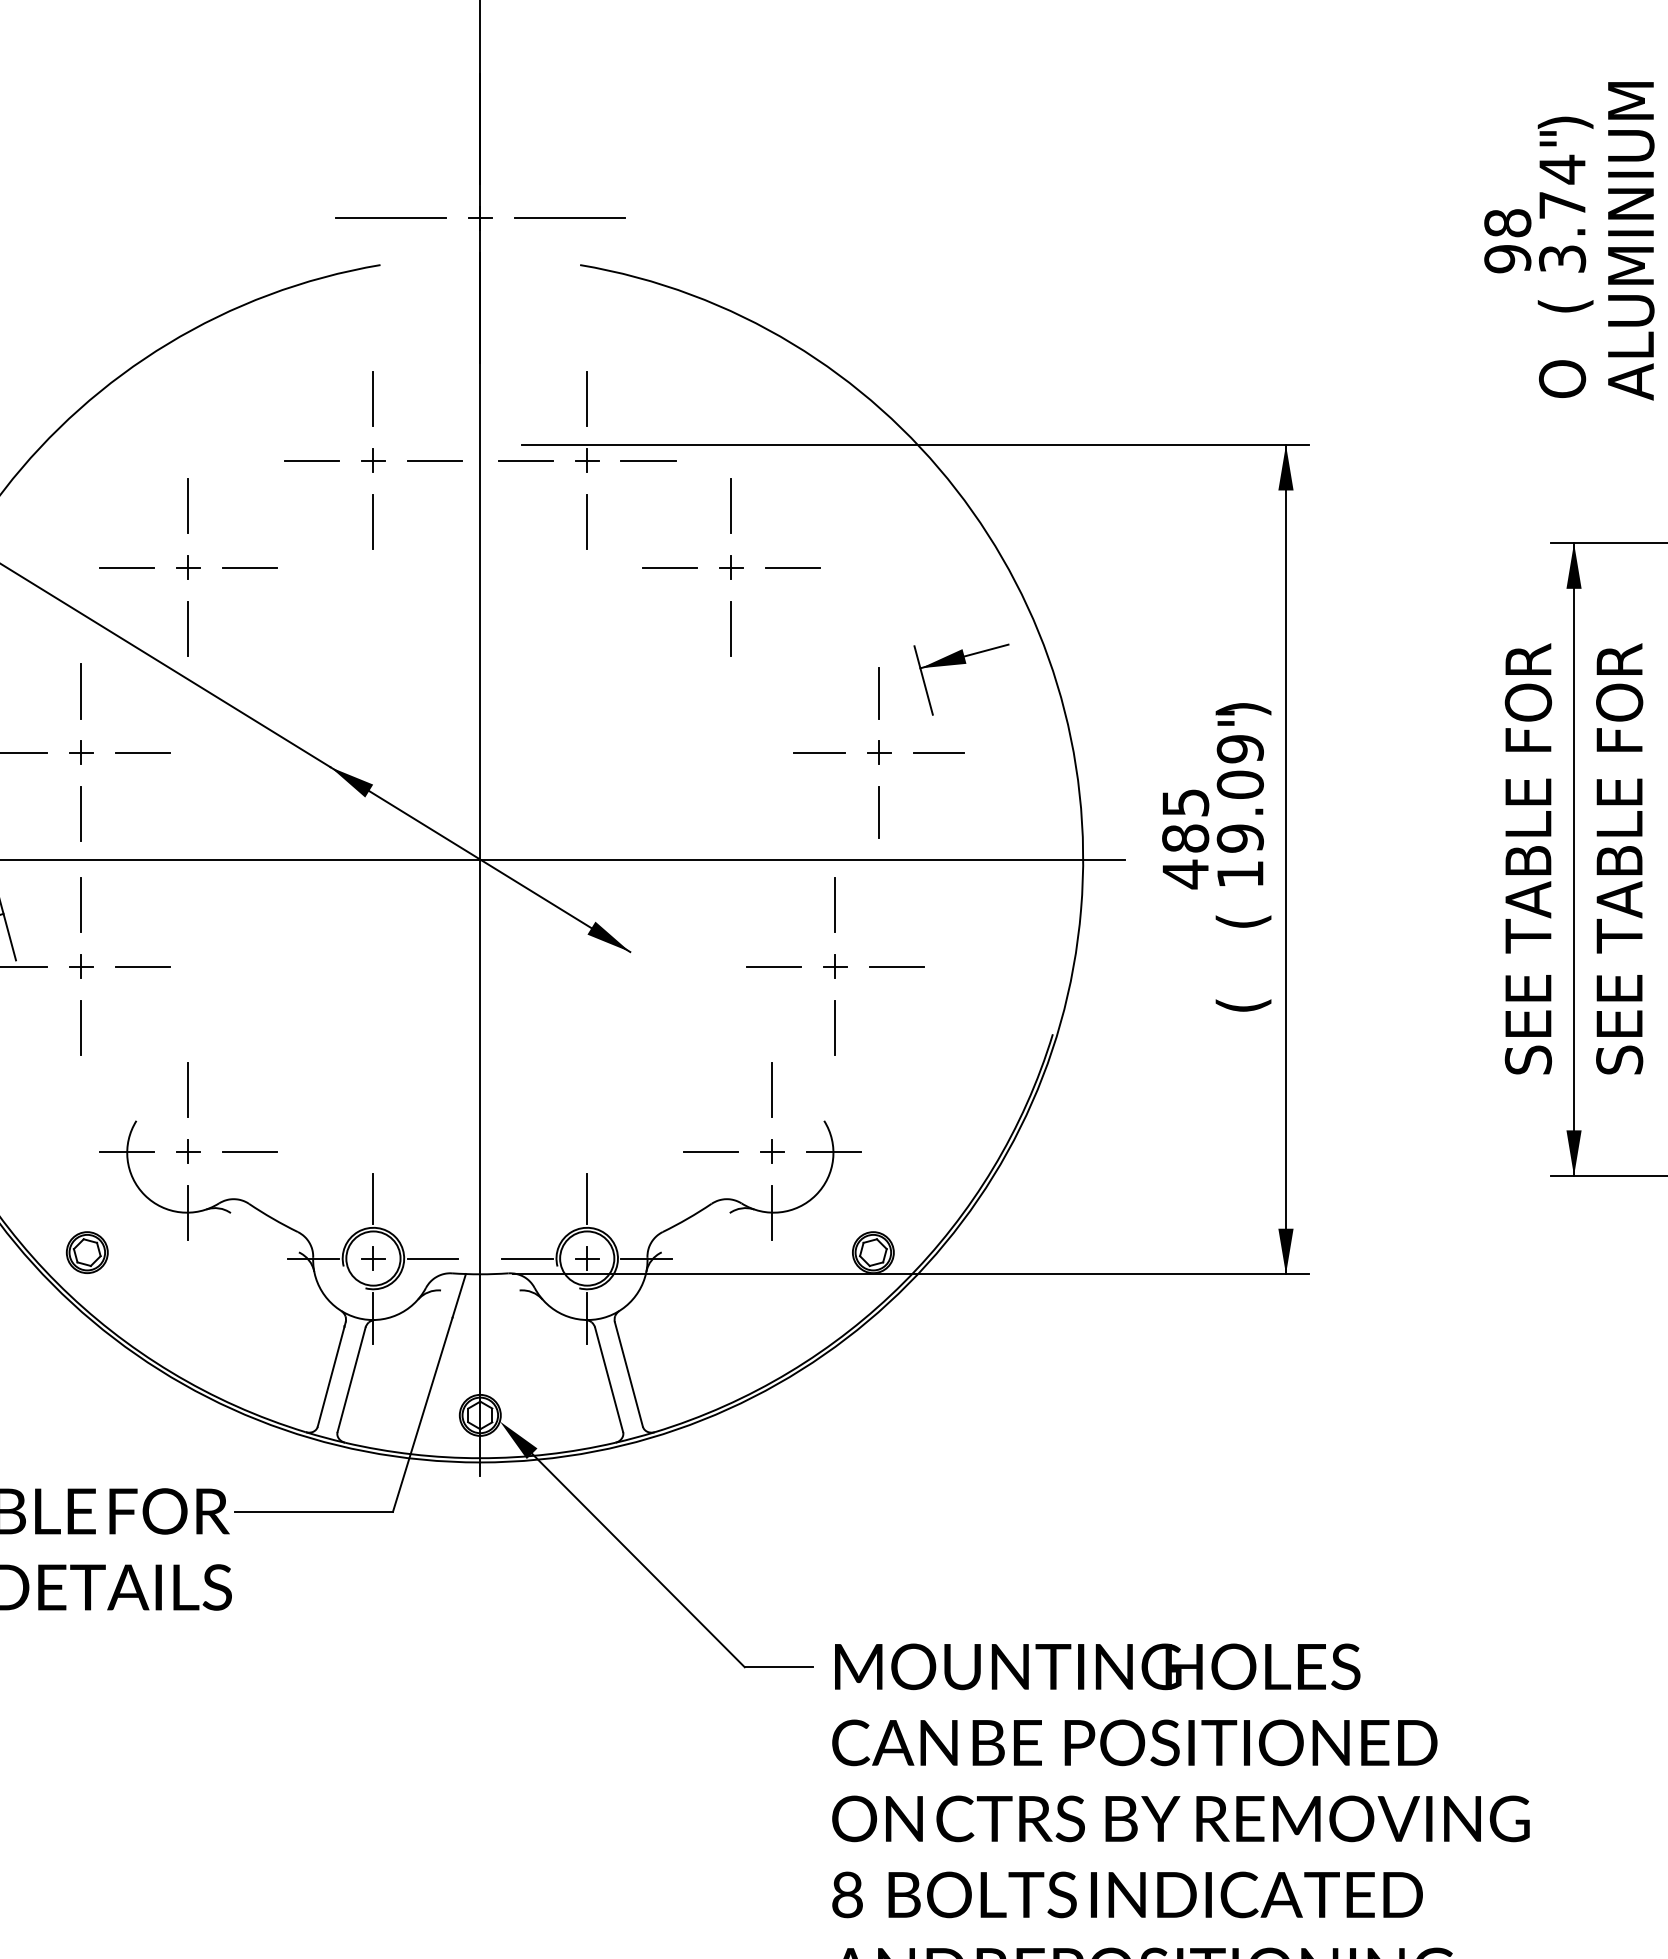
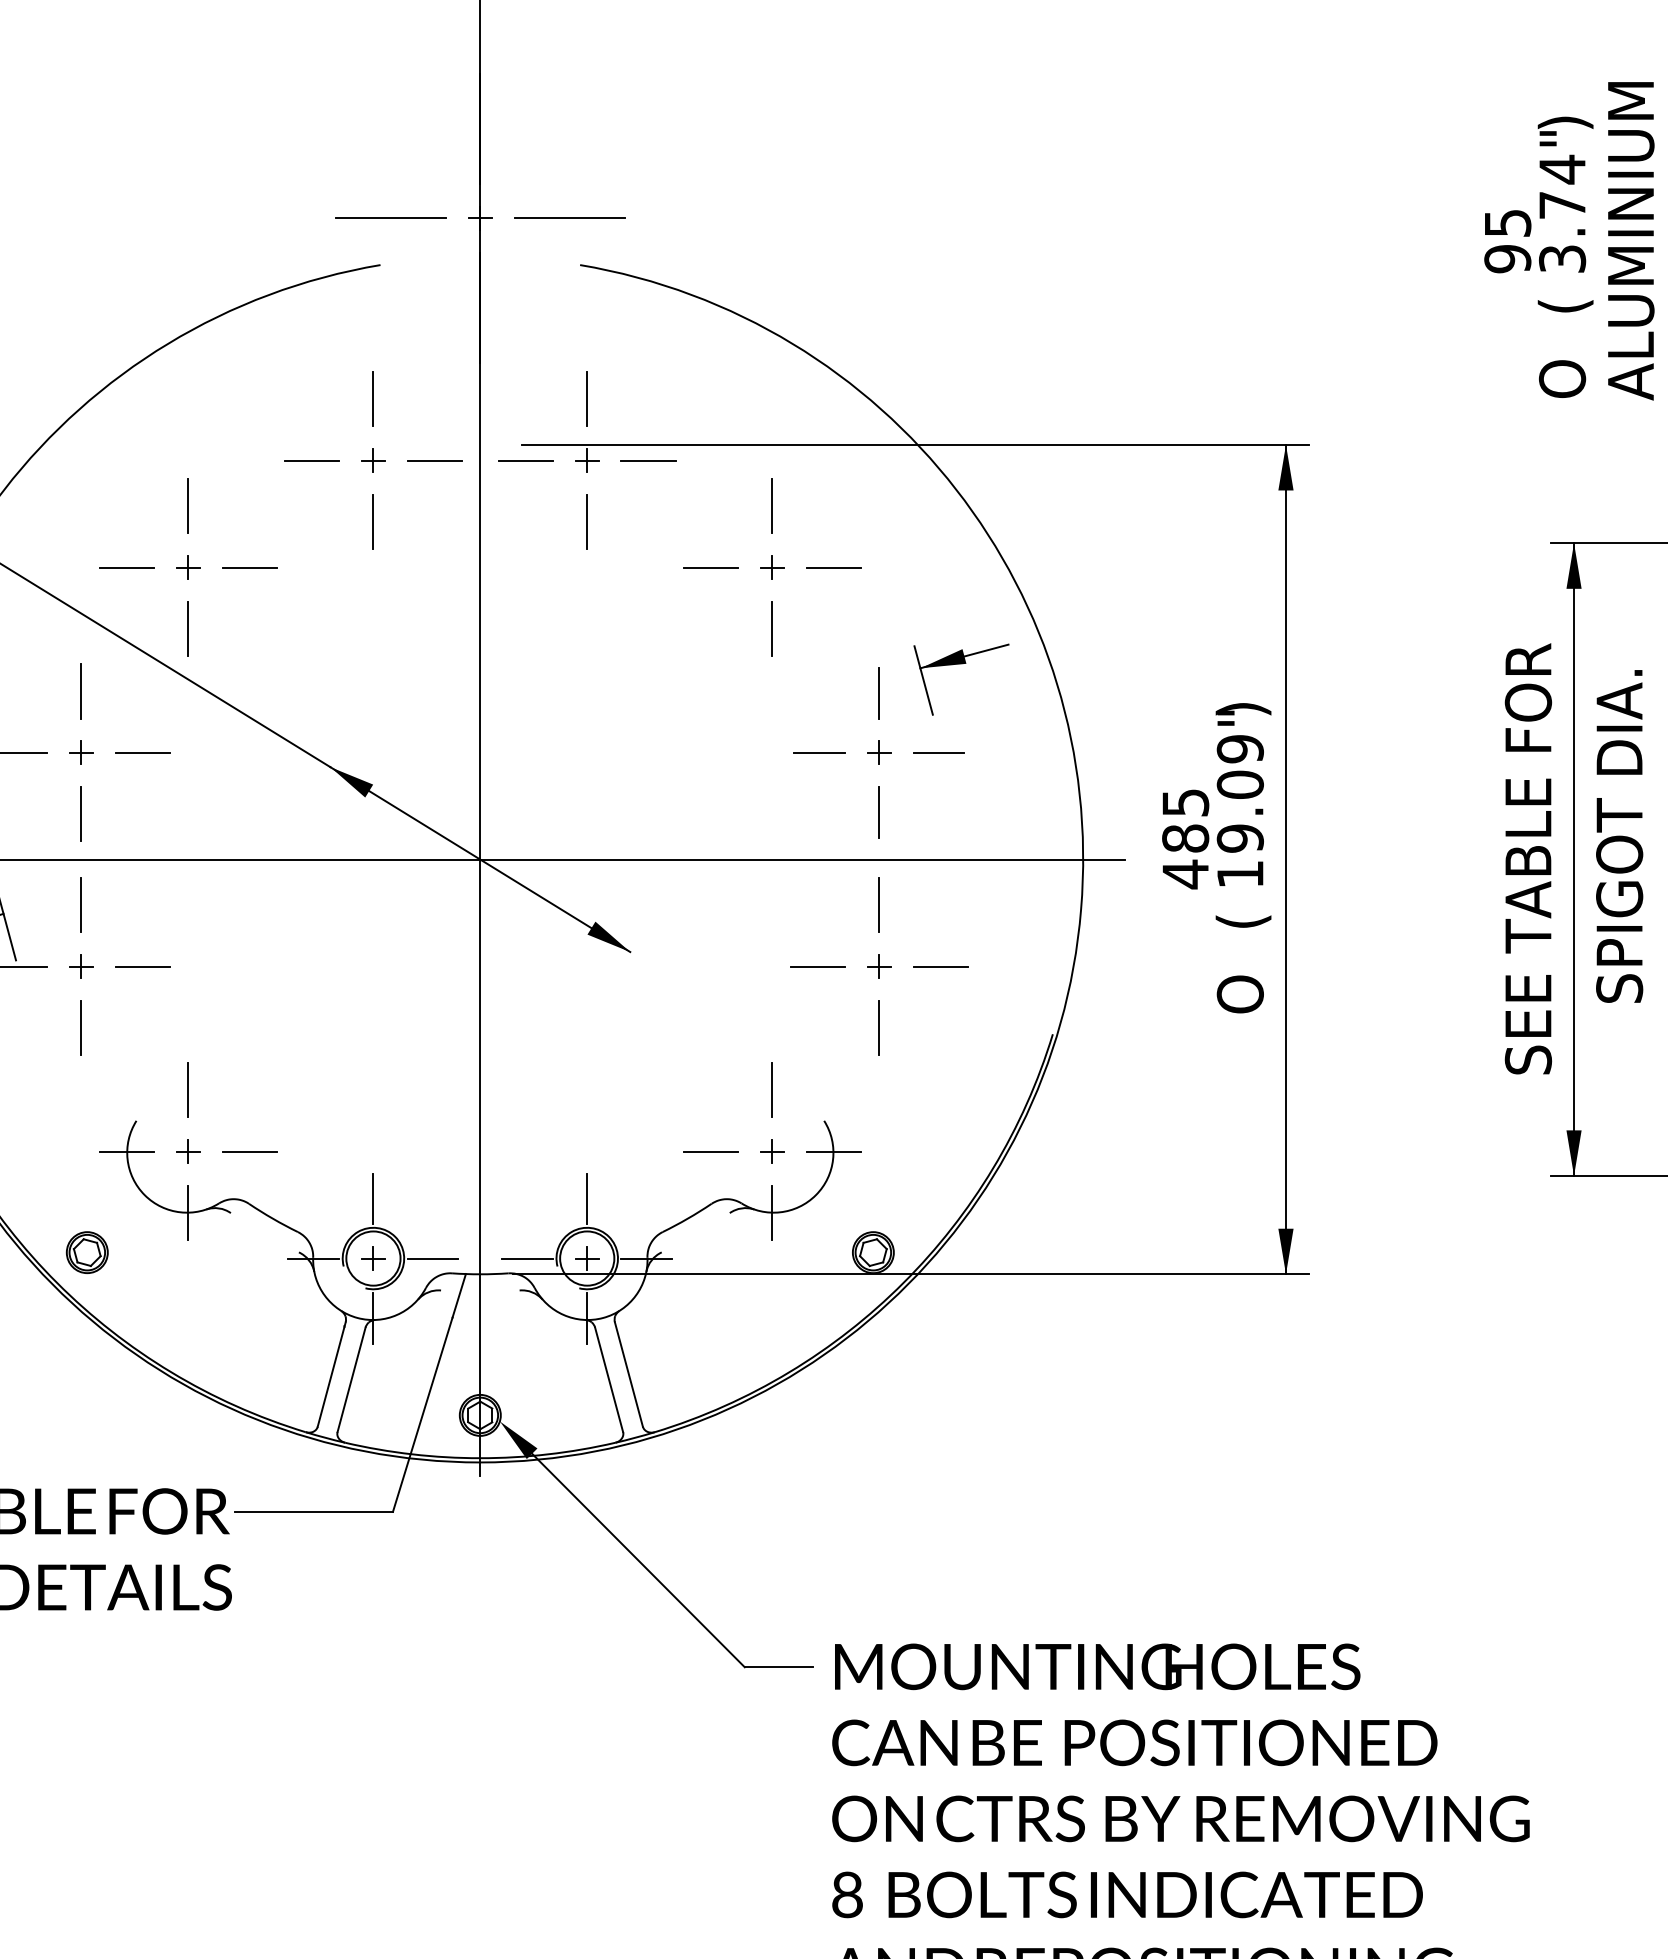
text: 98 -> 95 (1507, 223)
part position: (731, 567) -> (772, 567) (772, 567)
text: SEE TABLE FOR -> SPIGOT DIA. (1619, 858)
part position: (835, 966) -> (879, 966) (879, 966)
text: ( -> O (1243, 994)
